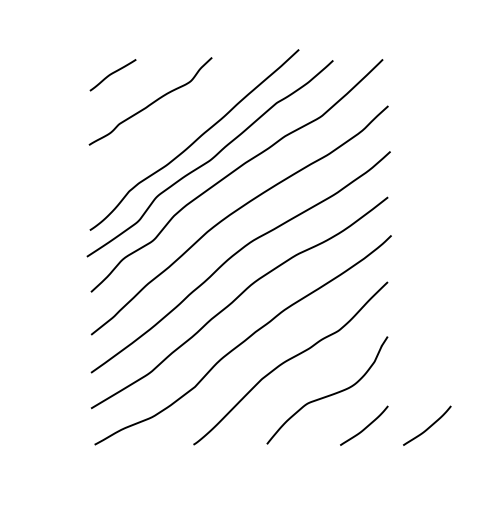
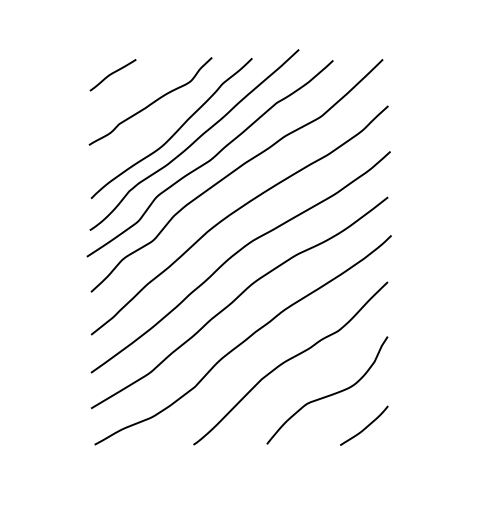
curve: none -> present (175, 131)
curve: present -> none (427, 427)
